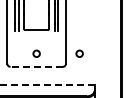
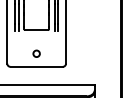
circle: present -> none (79, 53)
line: dashed -> solid (36, 66)
line: dashed -> solid (47, 84)
